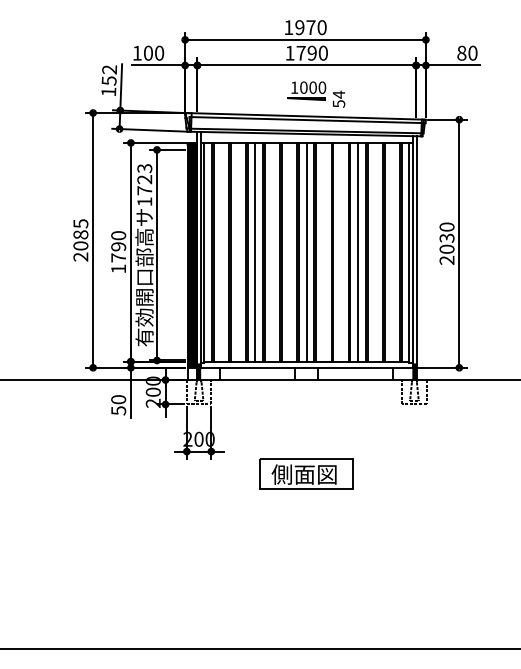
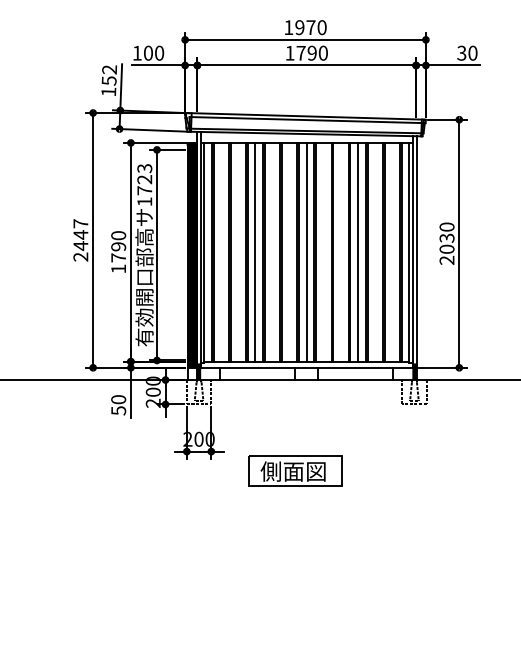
text: 80 -> 30 (461, 52)
part: present -> none (316, 94)
text: 2085 -> 2447 (80, 235)
part position: (306, 473) -> (295, 470) (295, 470)
line: present -> none (259, 648)
